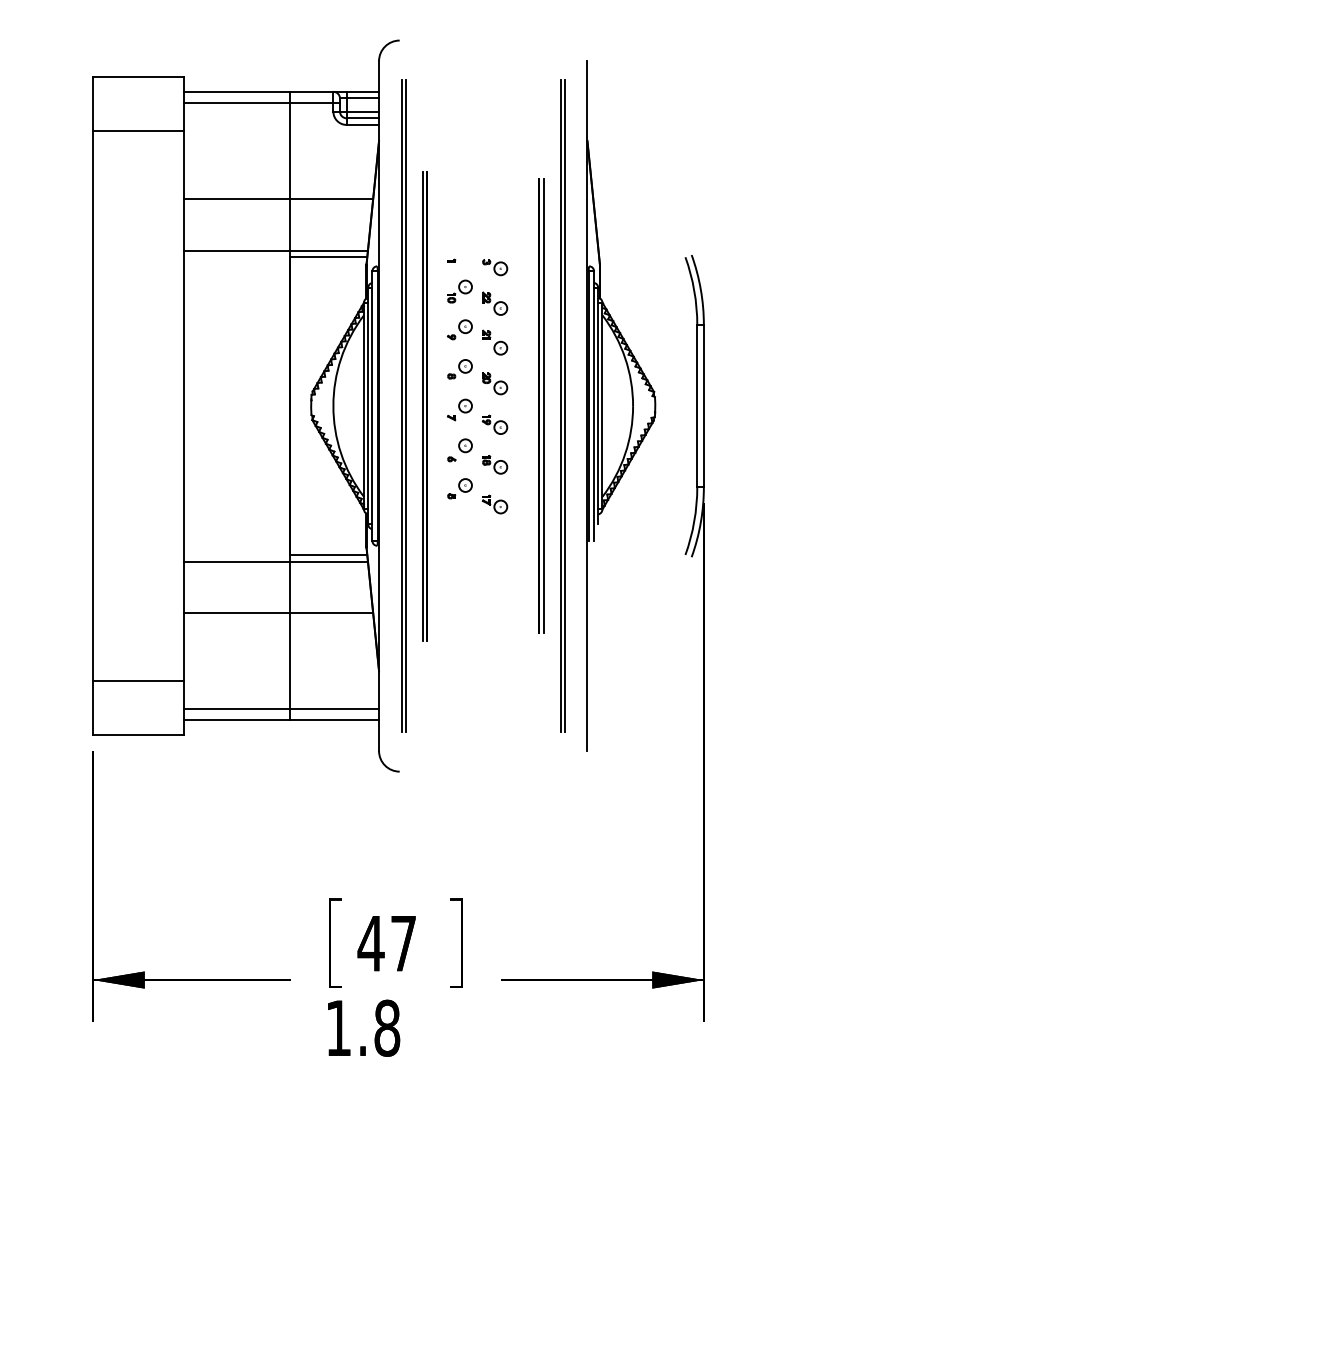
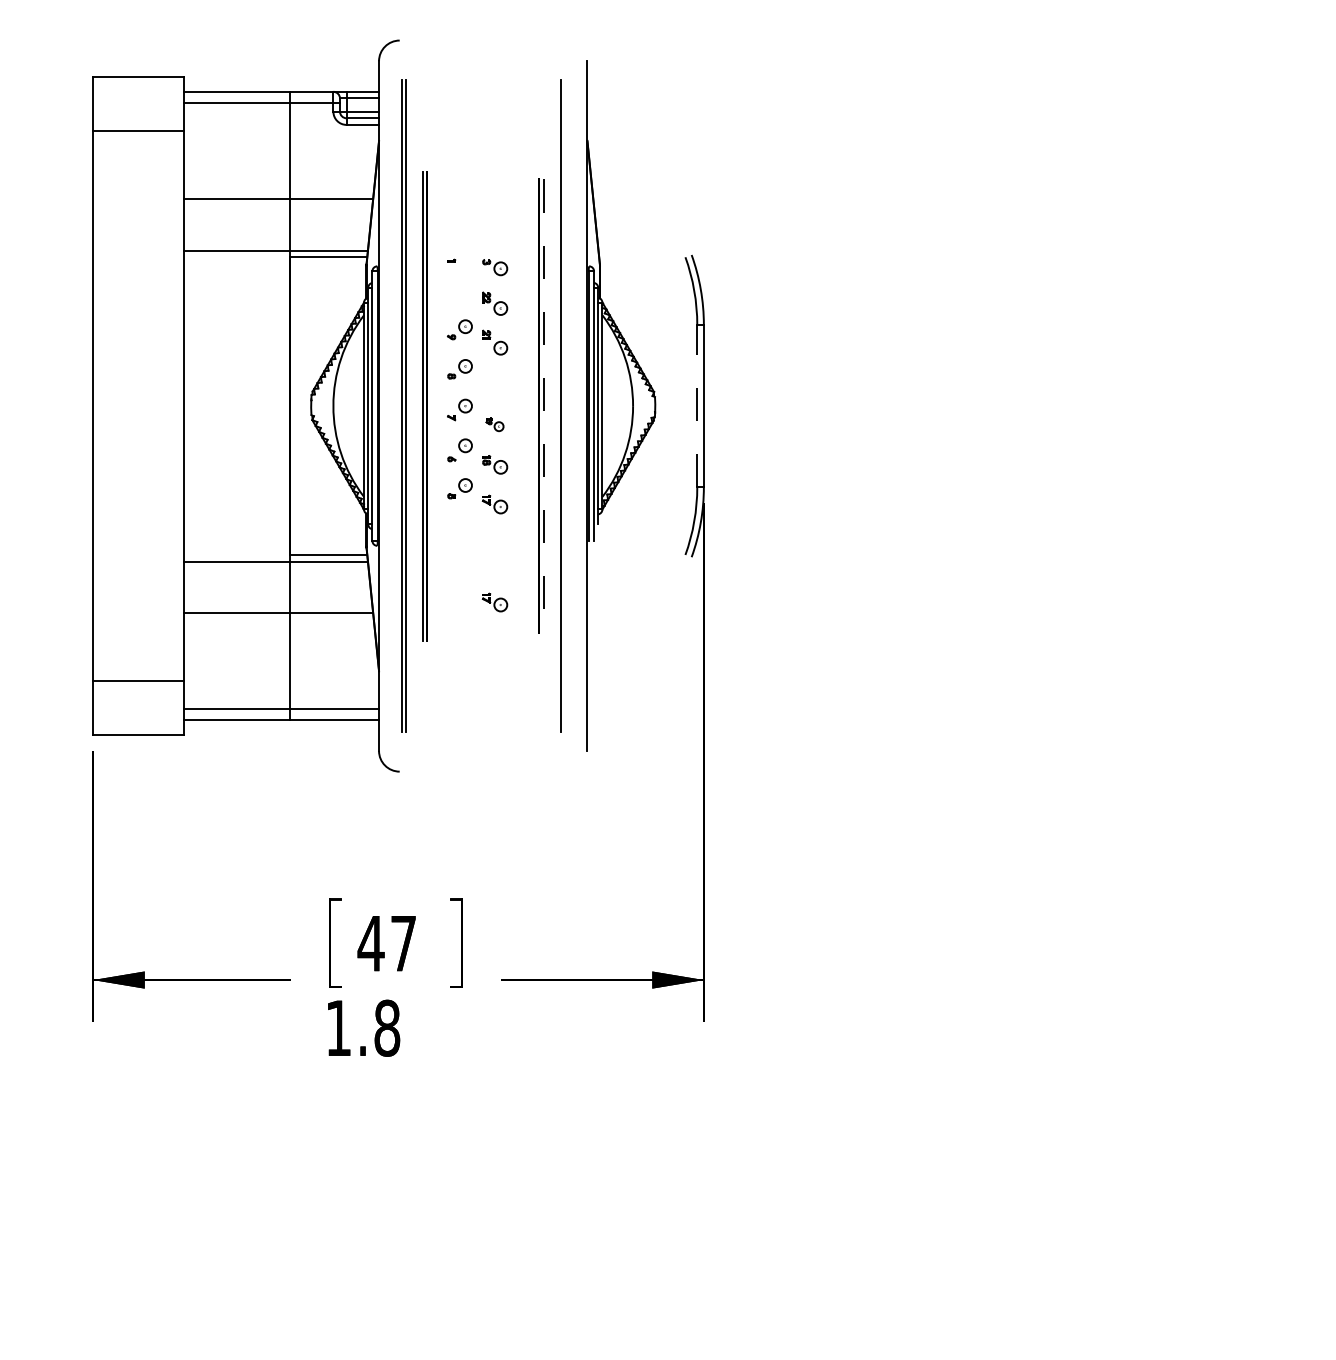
part: present -> none (459, 291)
part: present -> none (495, 383)
line: solid -> dashed (697, 405)
line: solid -> dashed (543, 406)
line: present -> none (564, 406)
part size: 28x21 px -> 20x16 px (494, 424)
part: none -> present (494, 602)
